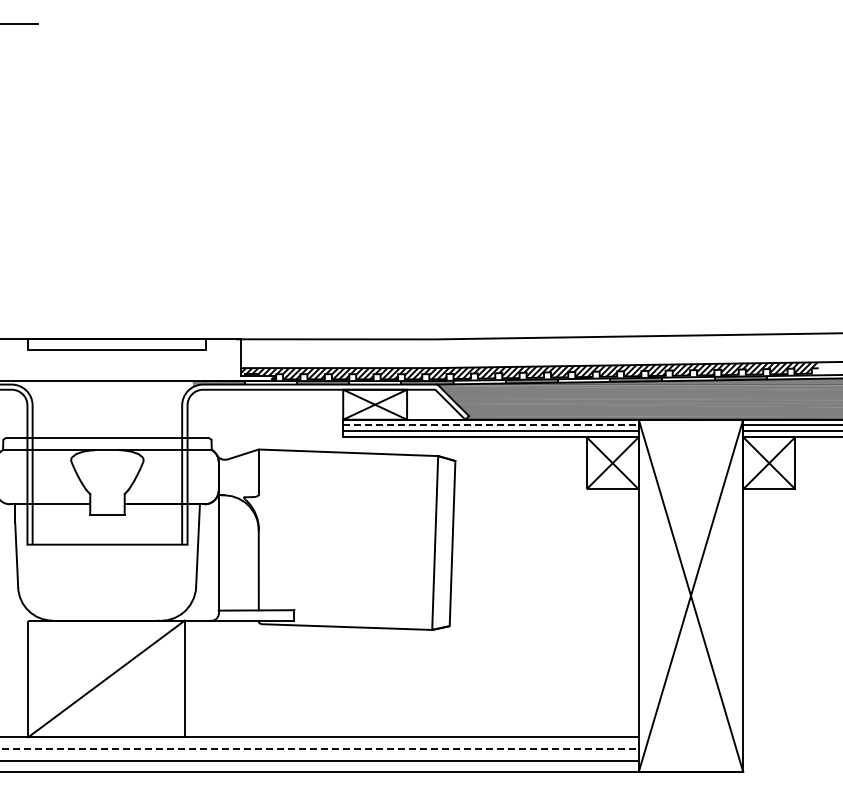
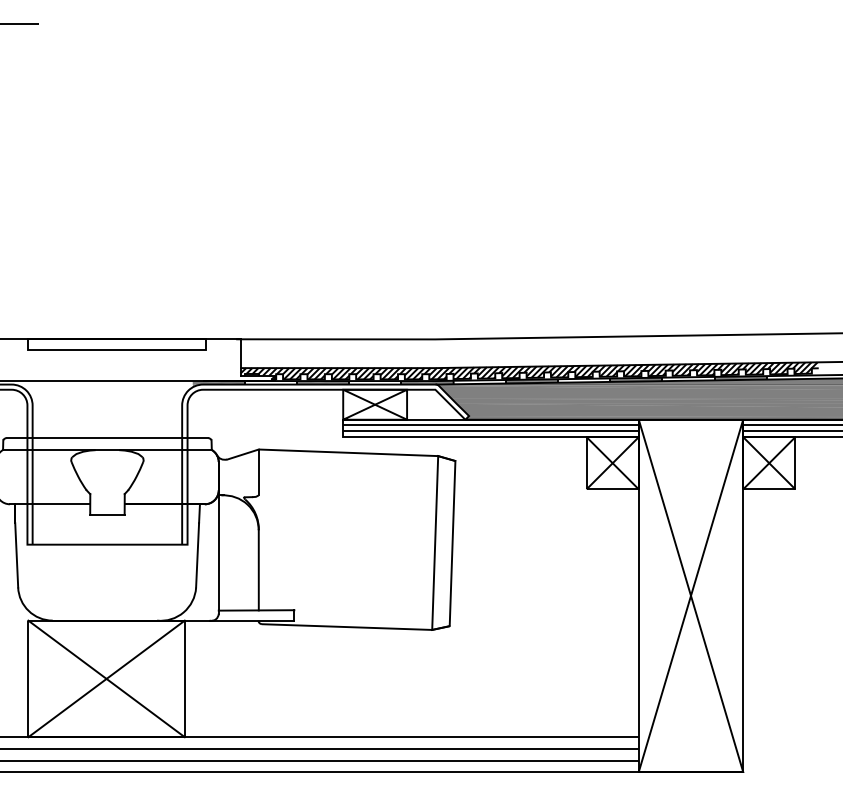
line: dashed -> solid (491, 425)
line: none -> present (106, 678)
line: dashed -> solid (320, 748)
